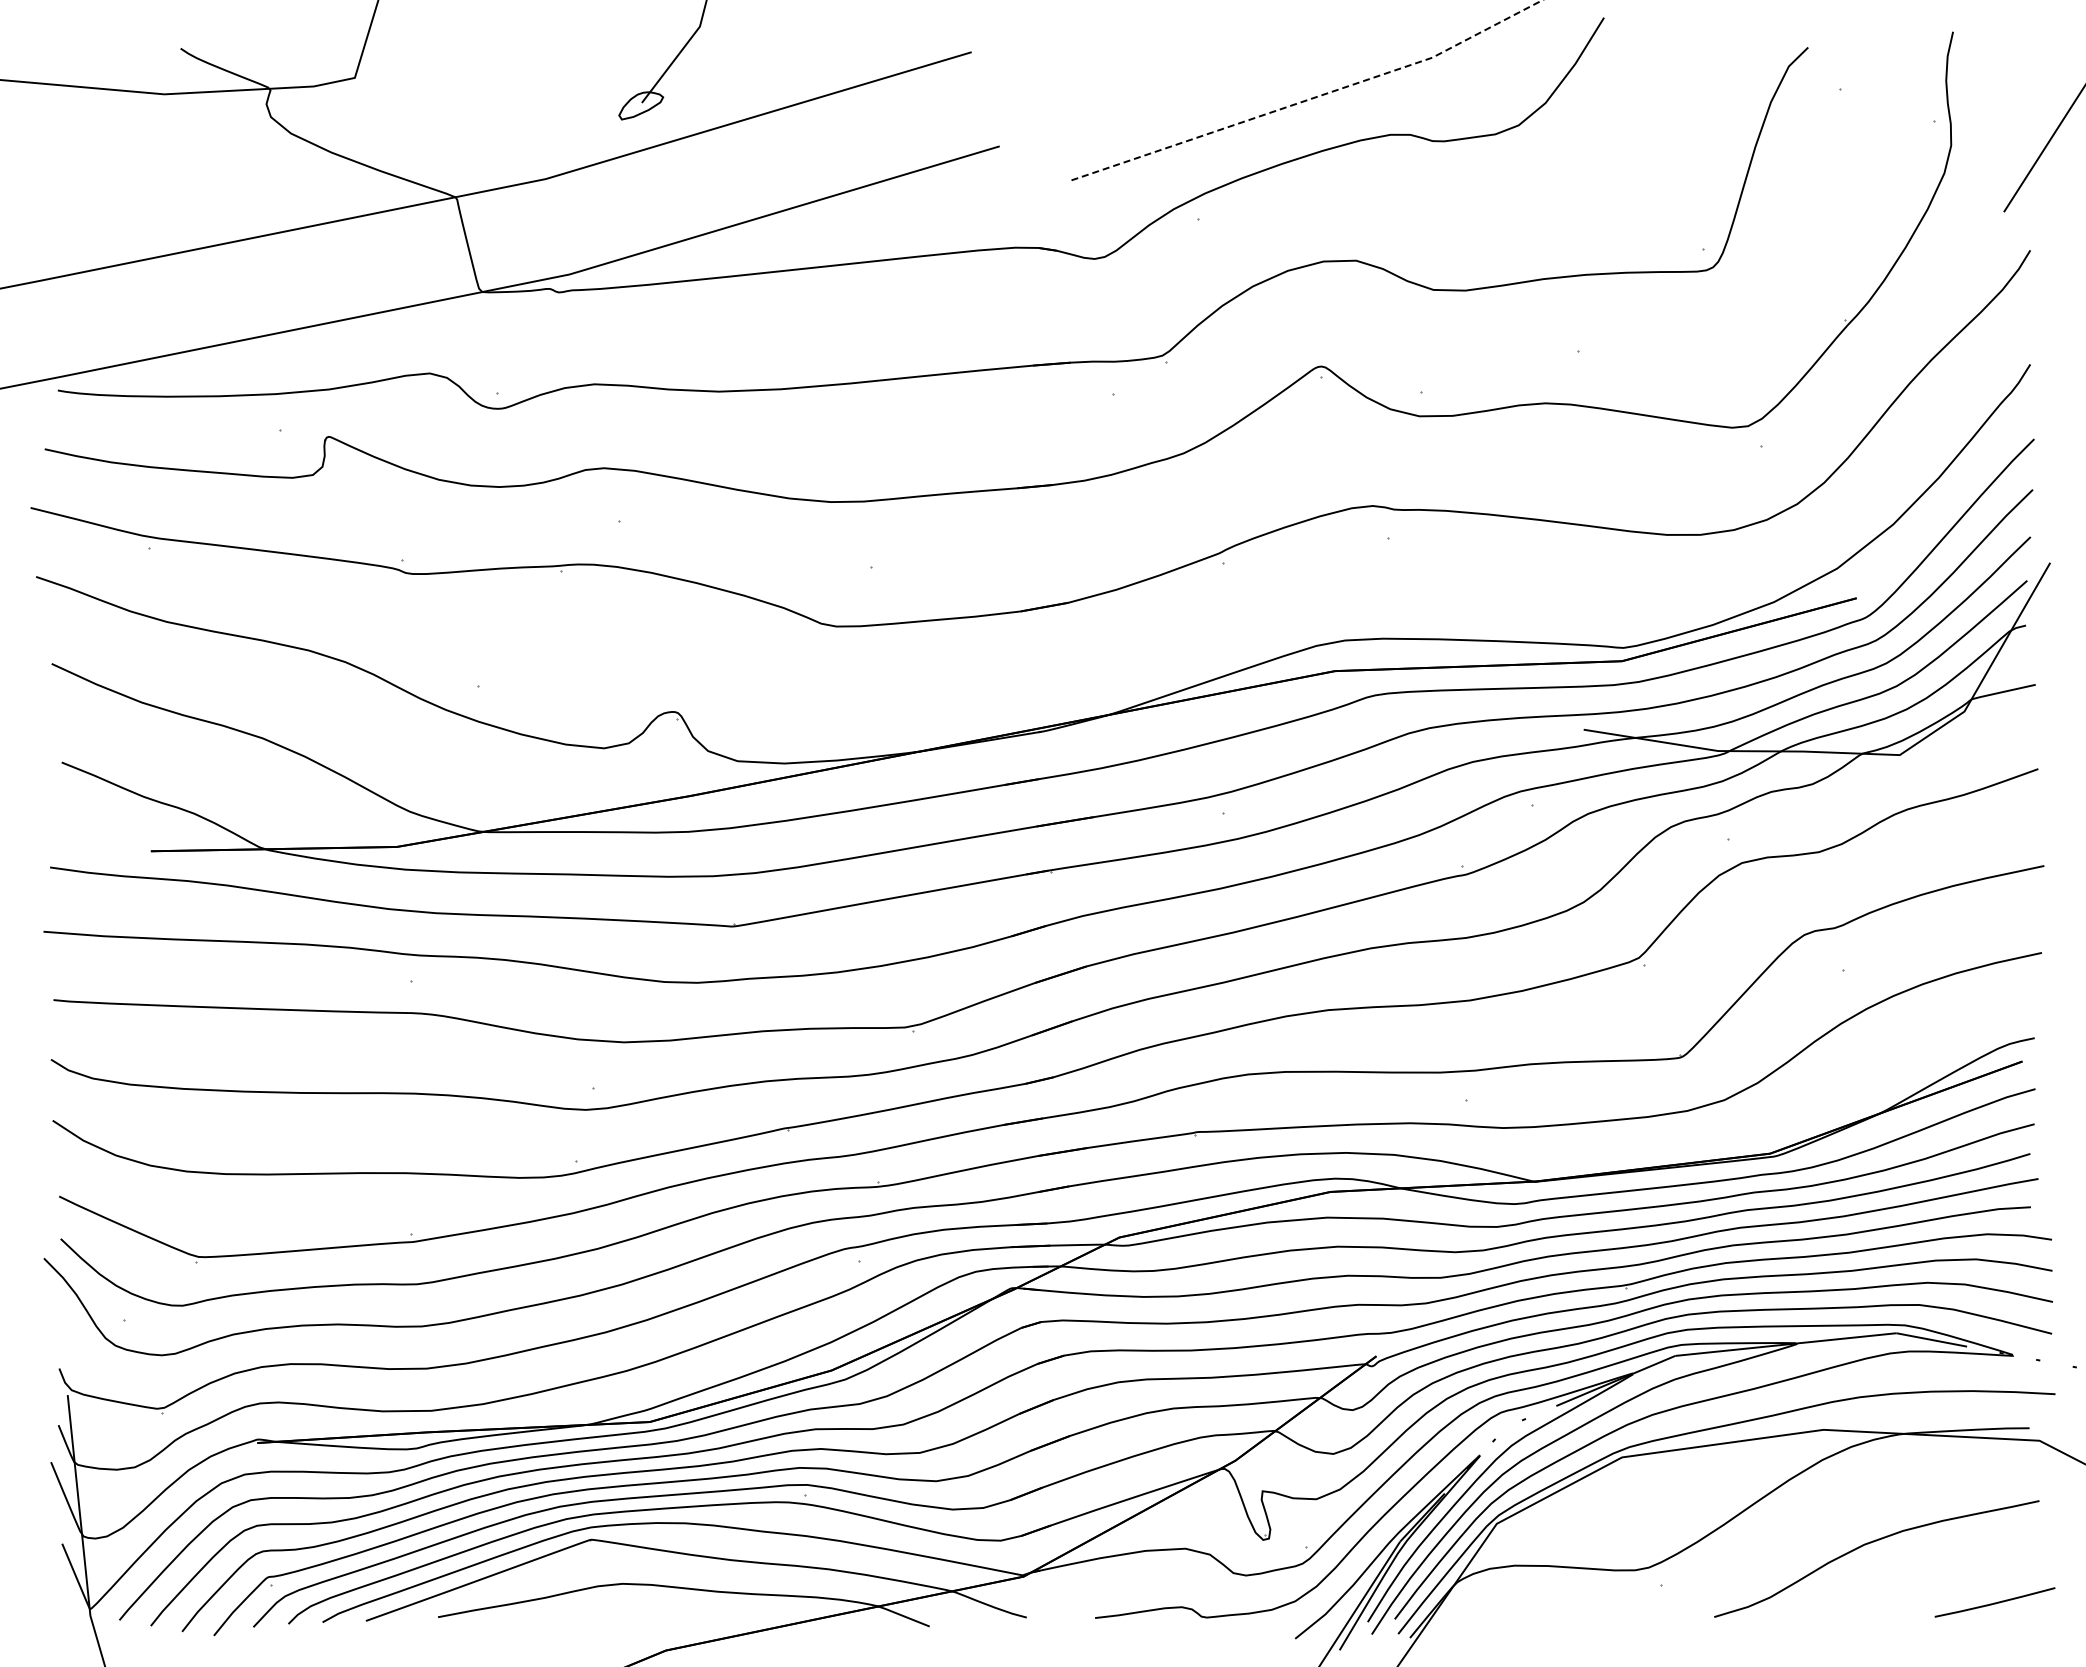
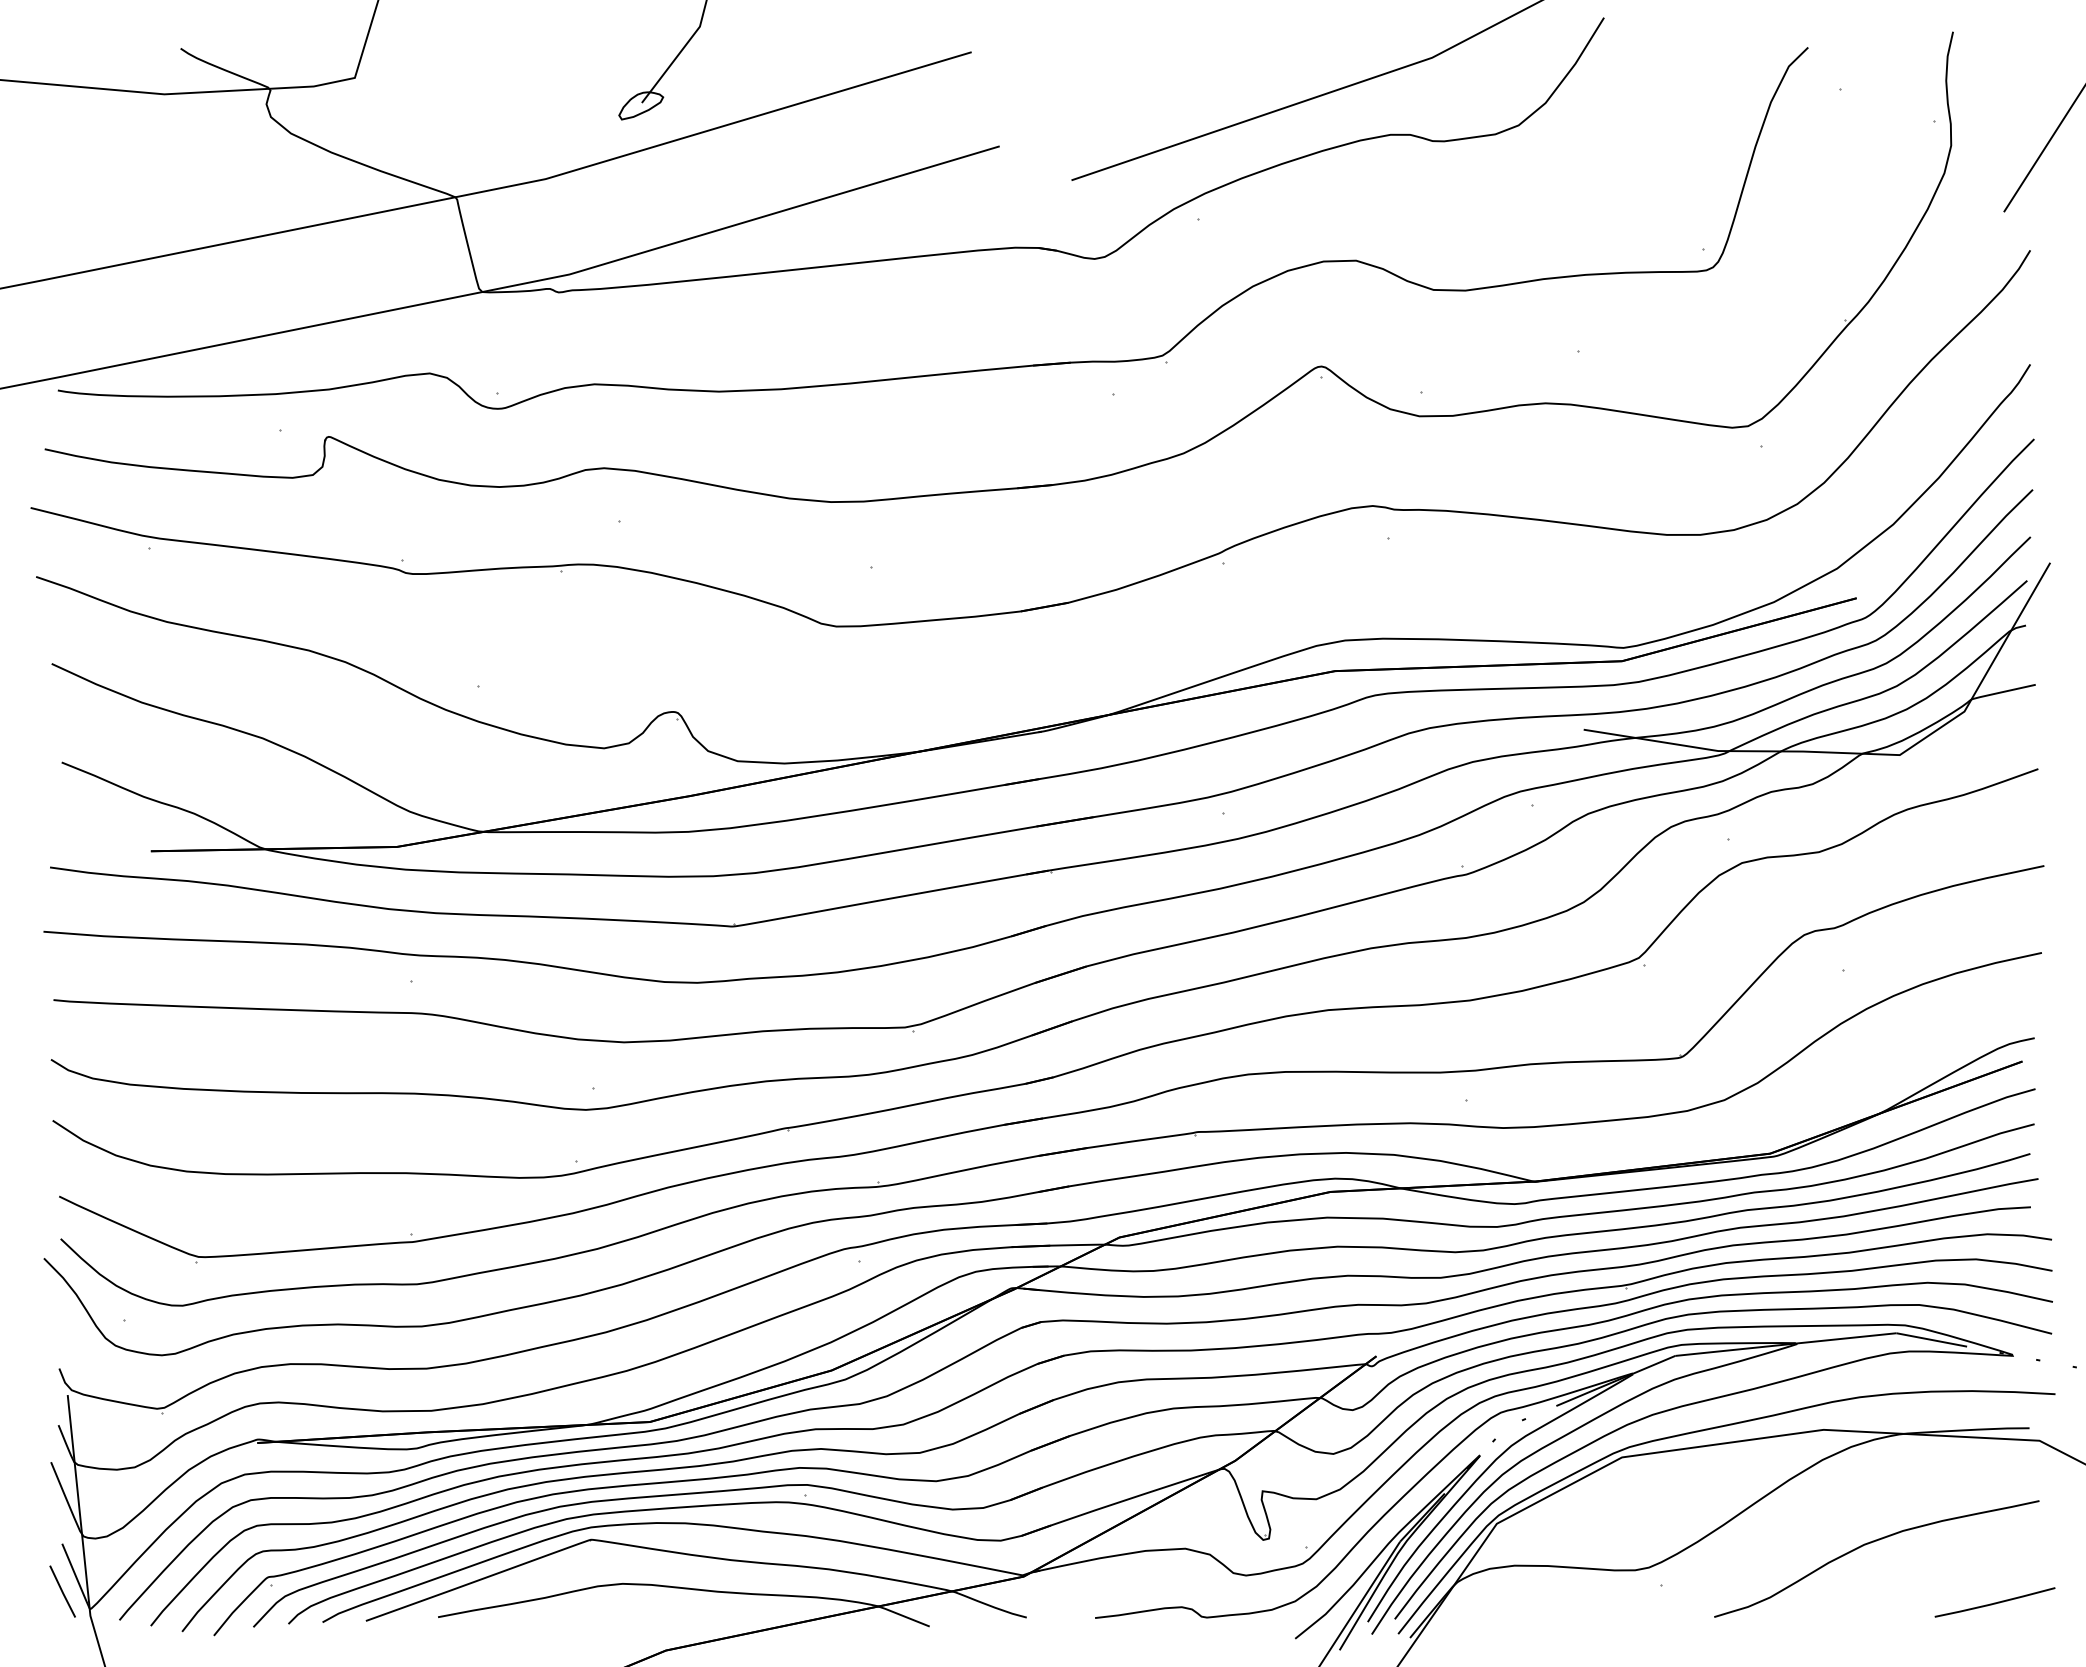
line: dashed -> solid (1311, 98)
line: none -> present (62, 1591)
